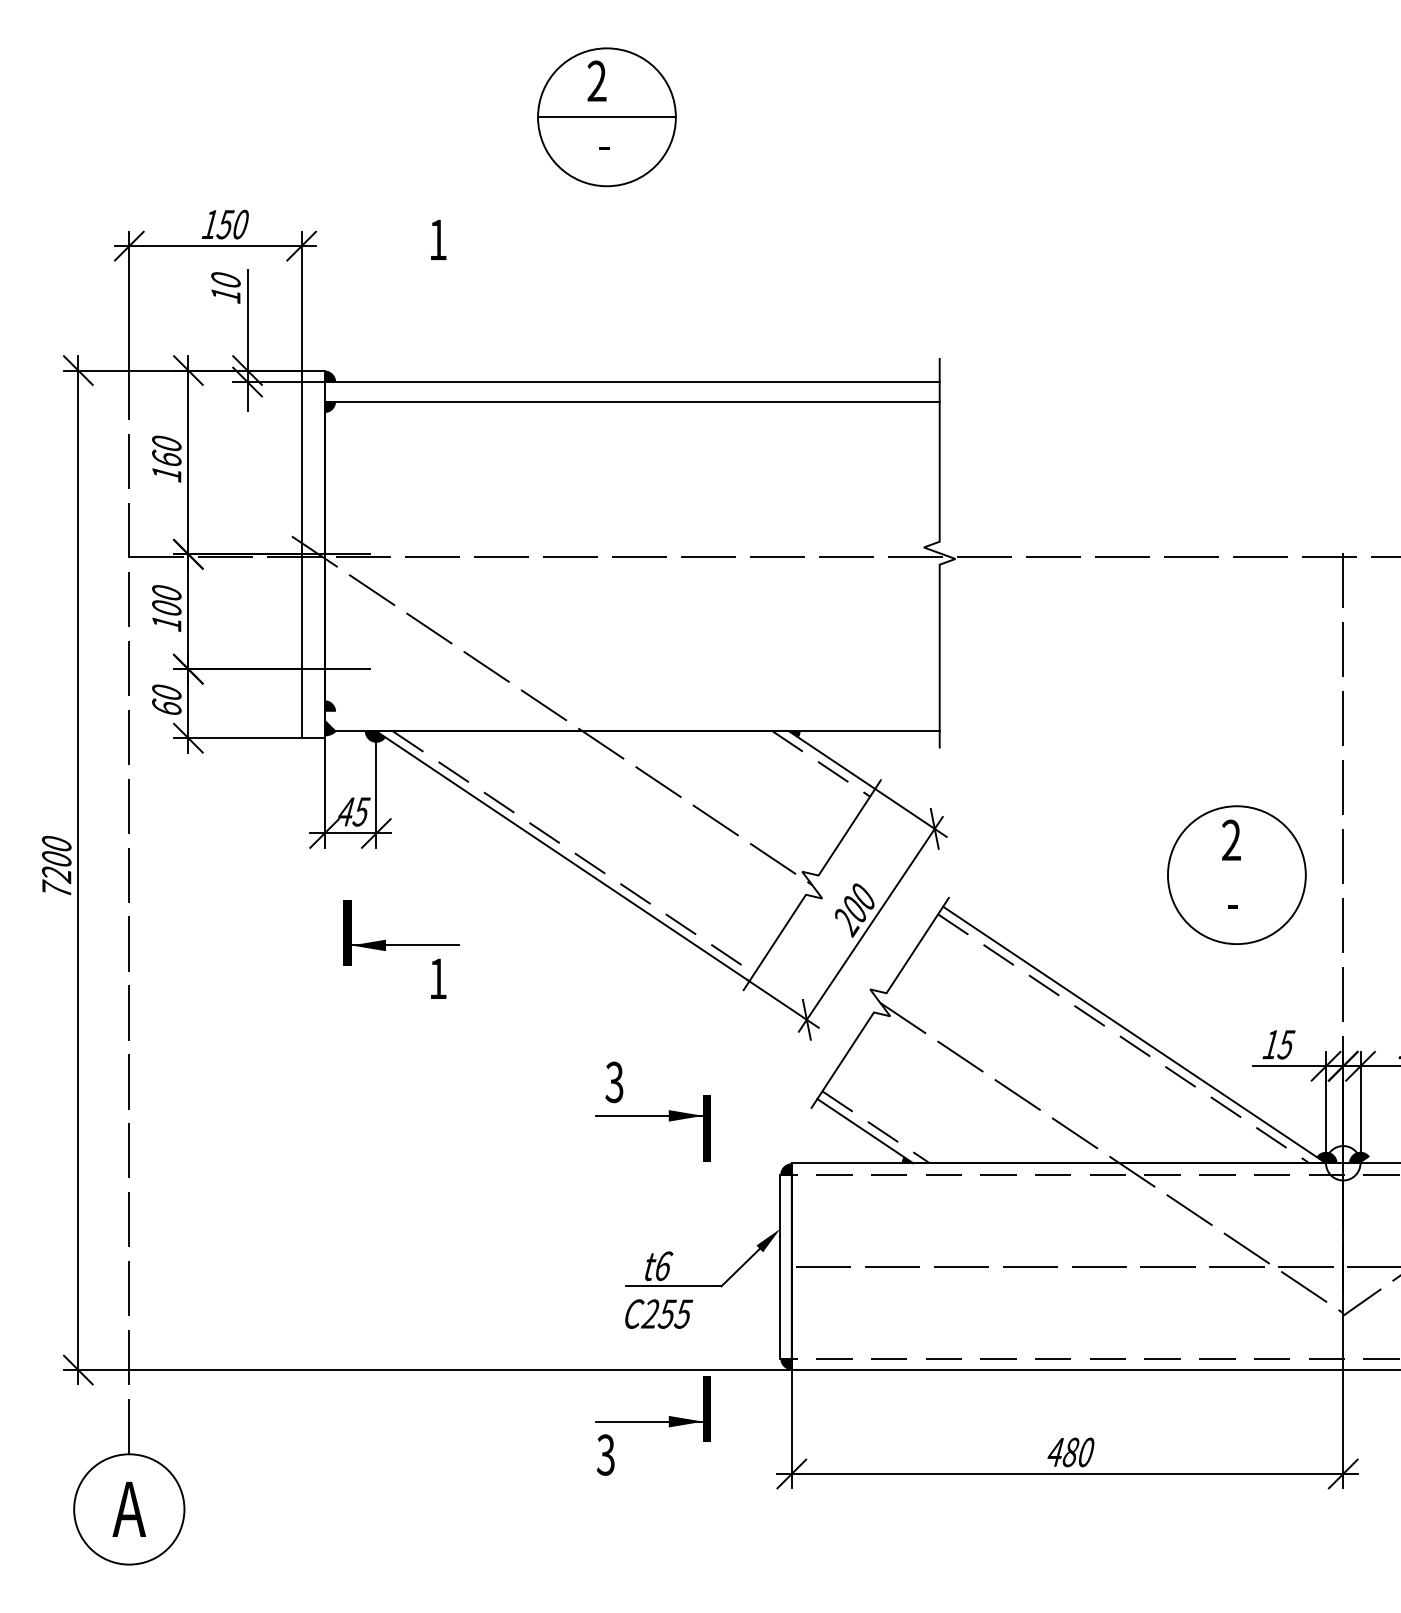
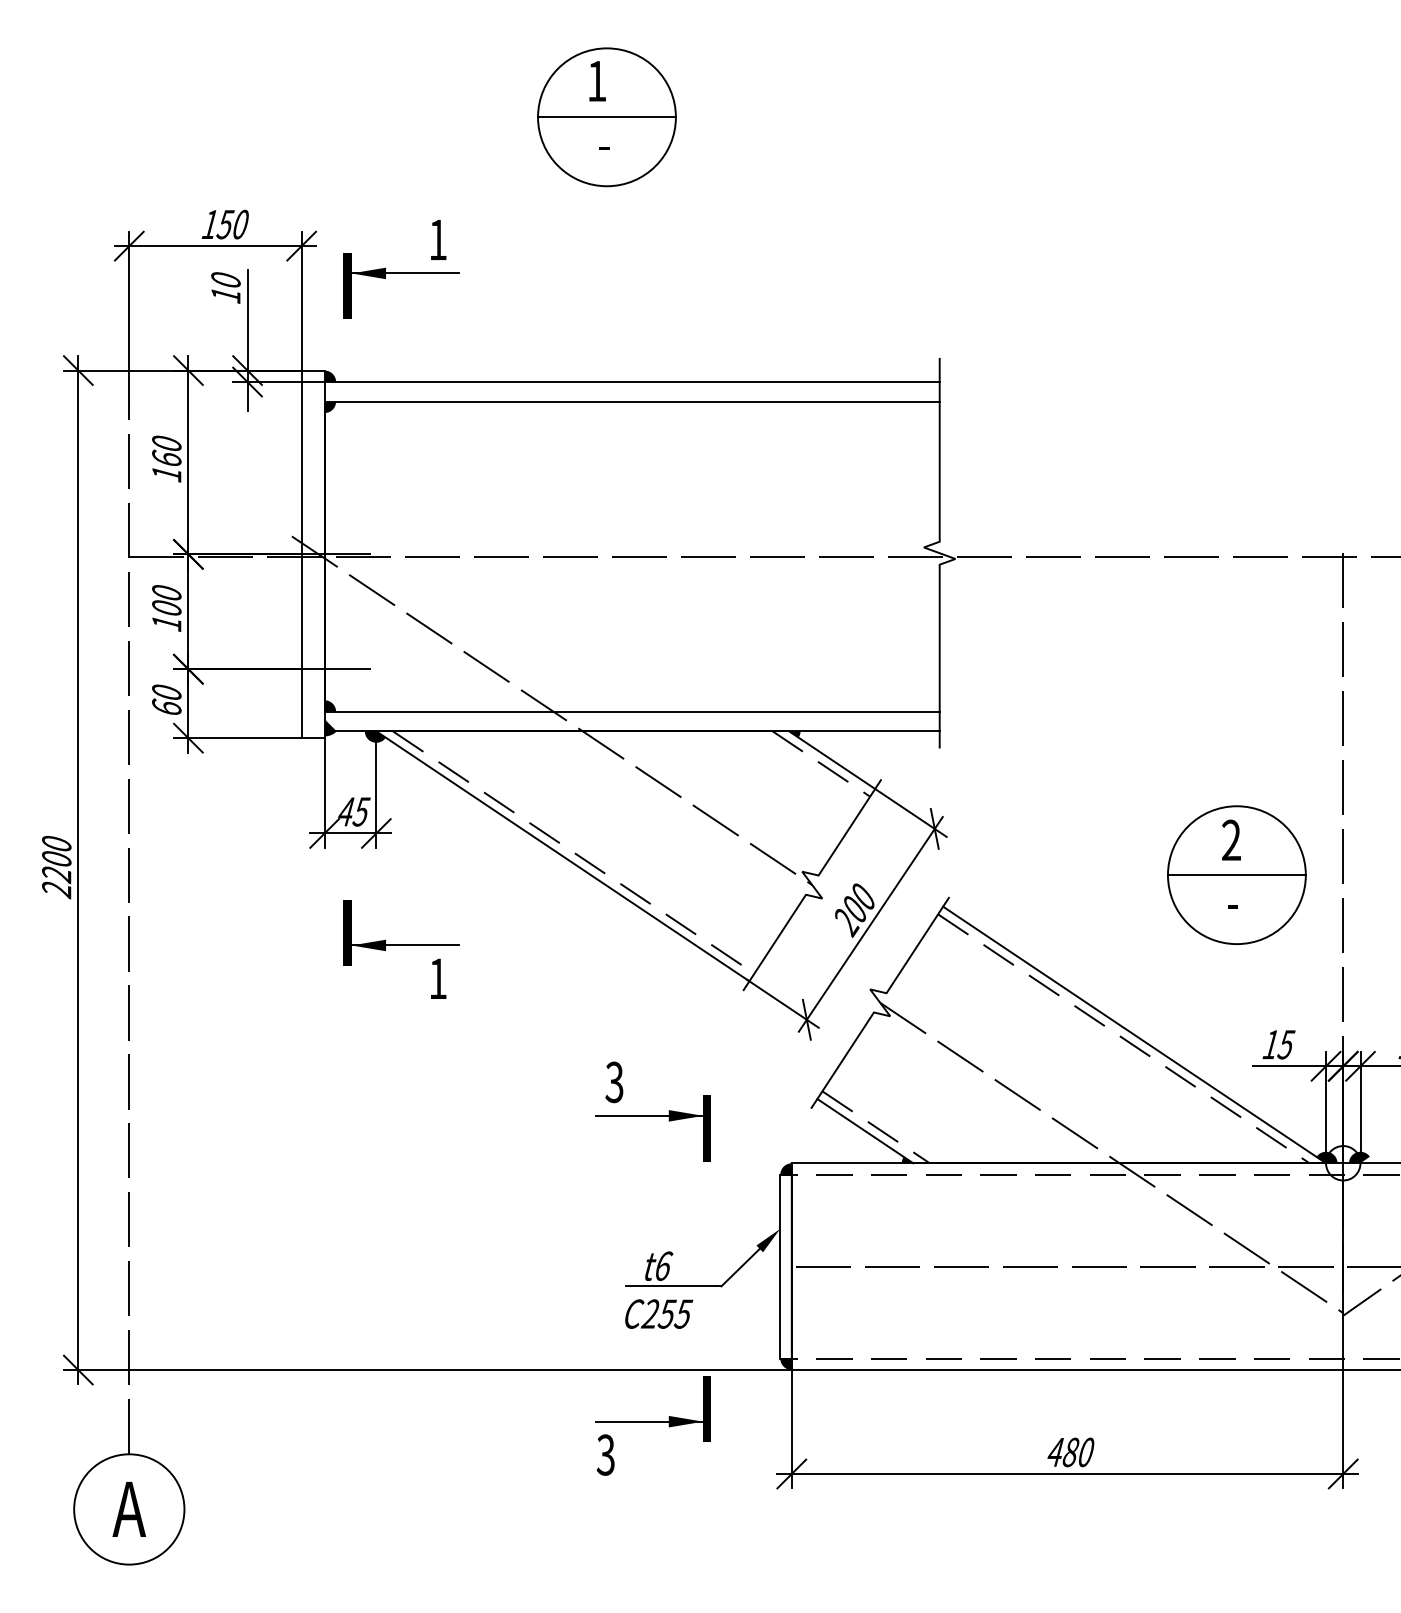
text: 2 -> 1 (596, 80)
part: none -> present (401, 273)
line: none -> present (631, 711)
line: none -> present (1236, 875)
text: 7200 -> 2200 (56, 889)
